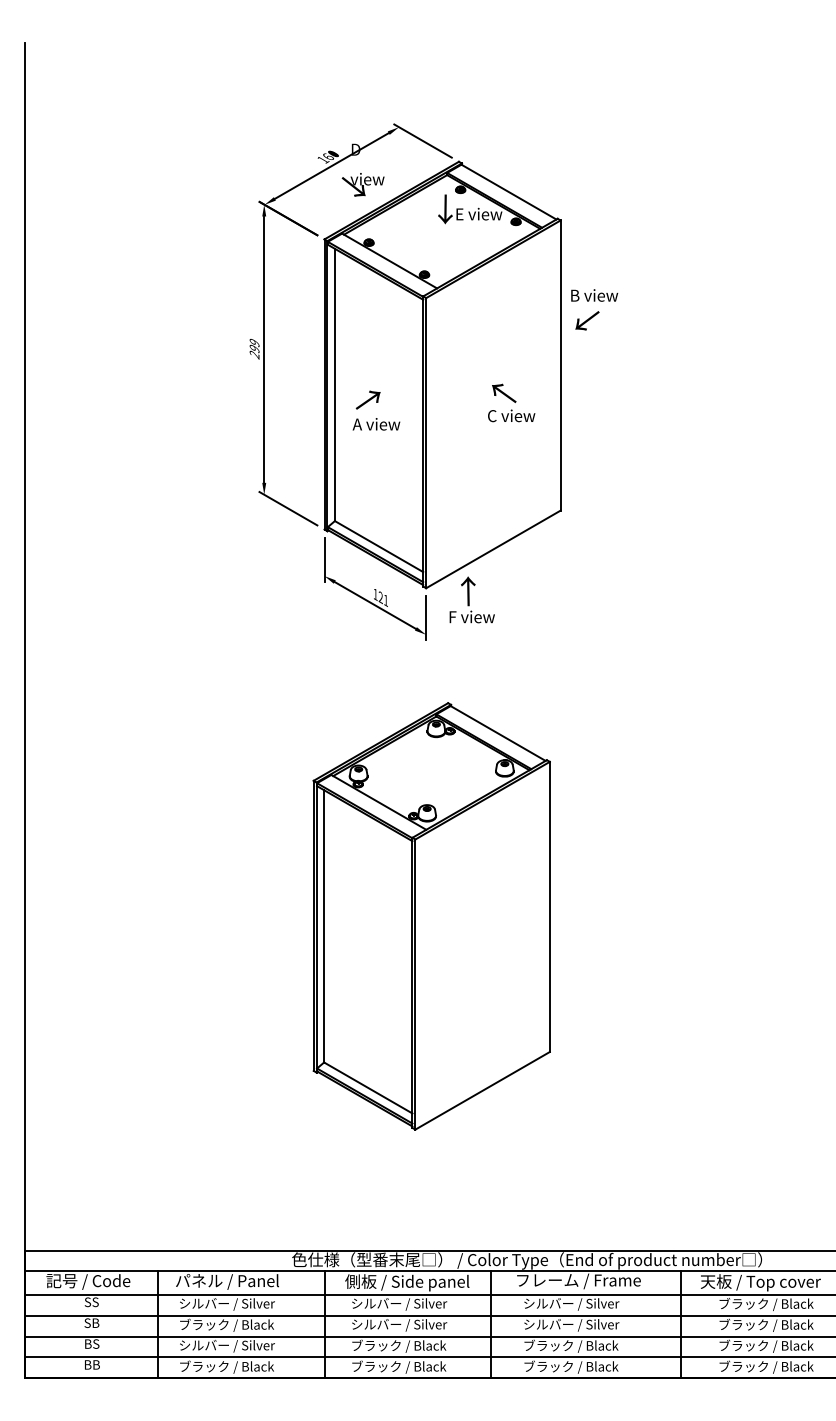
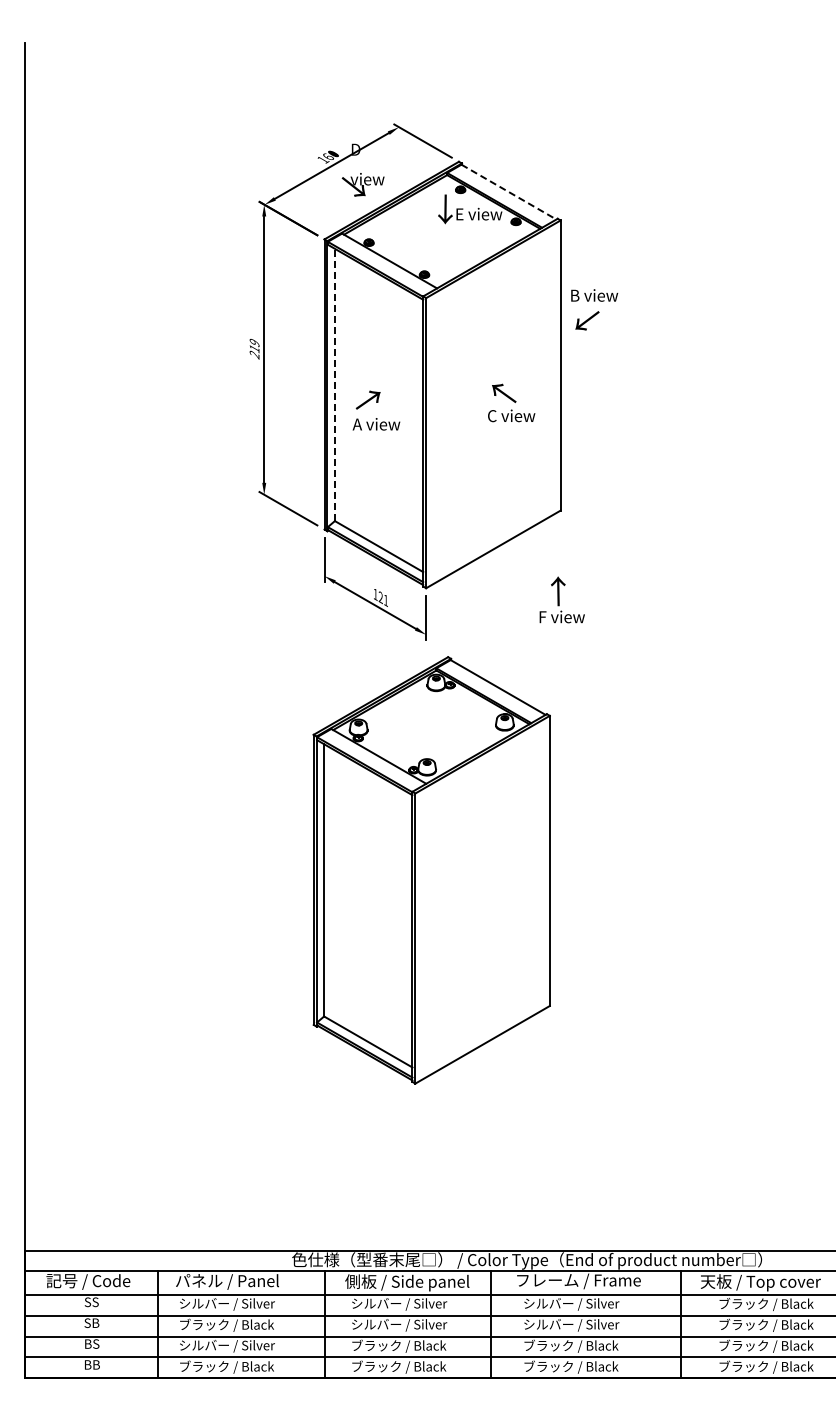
line: solid -> dashed (508, 192)
text: 299 -> 219 (254, 349)
line: solid -> dashed (334, 384)
text position: (471, 599) -> (561, 599) (561, 599)
part position: (431, 916) -> (431, 870) (431, 870)
